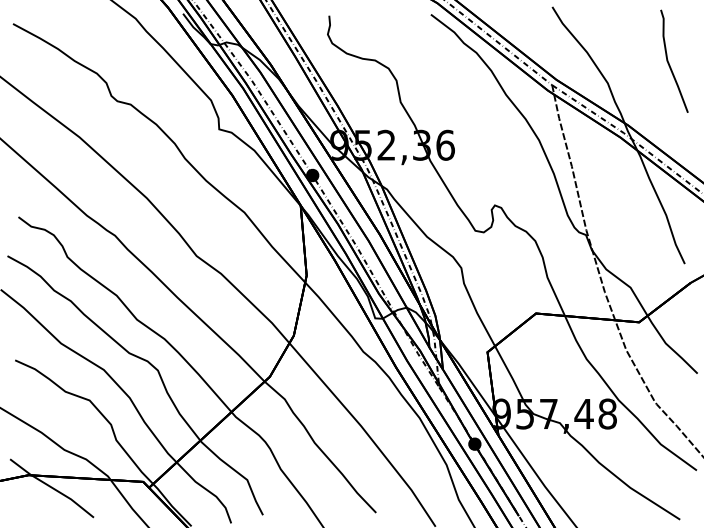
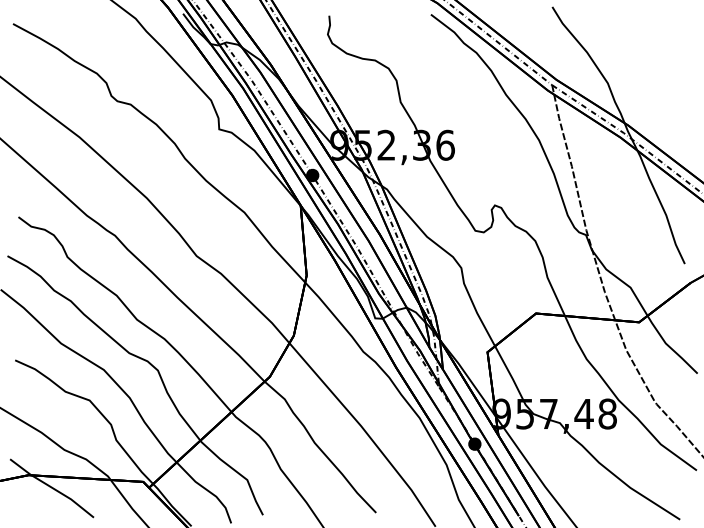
curve: present -> none (669, 62)
